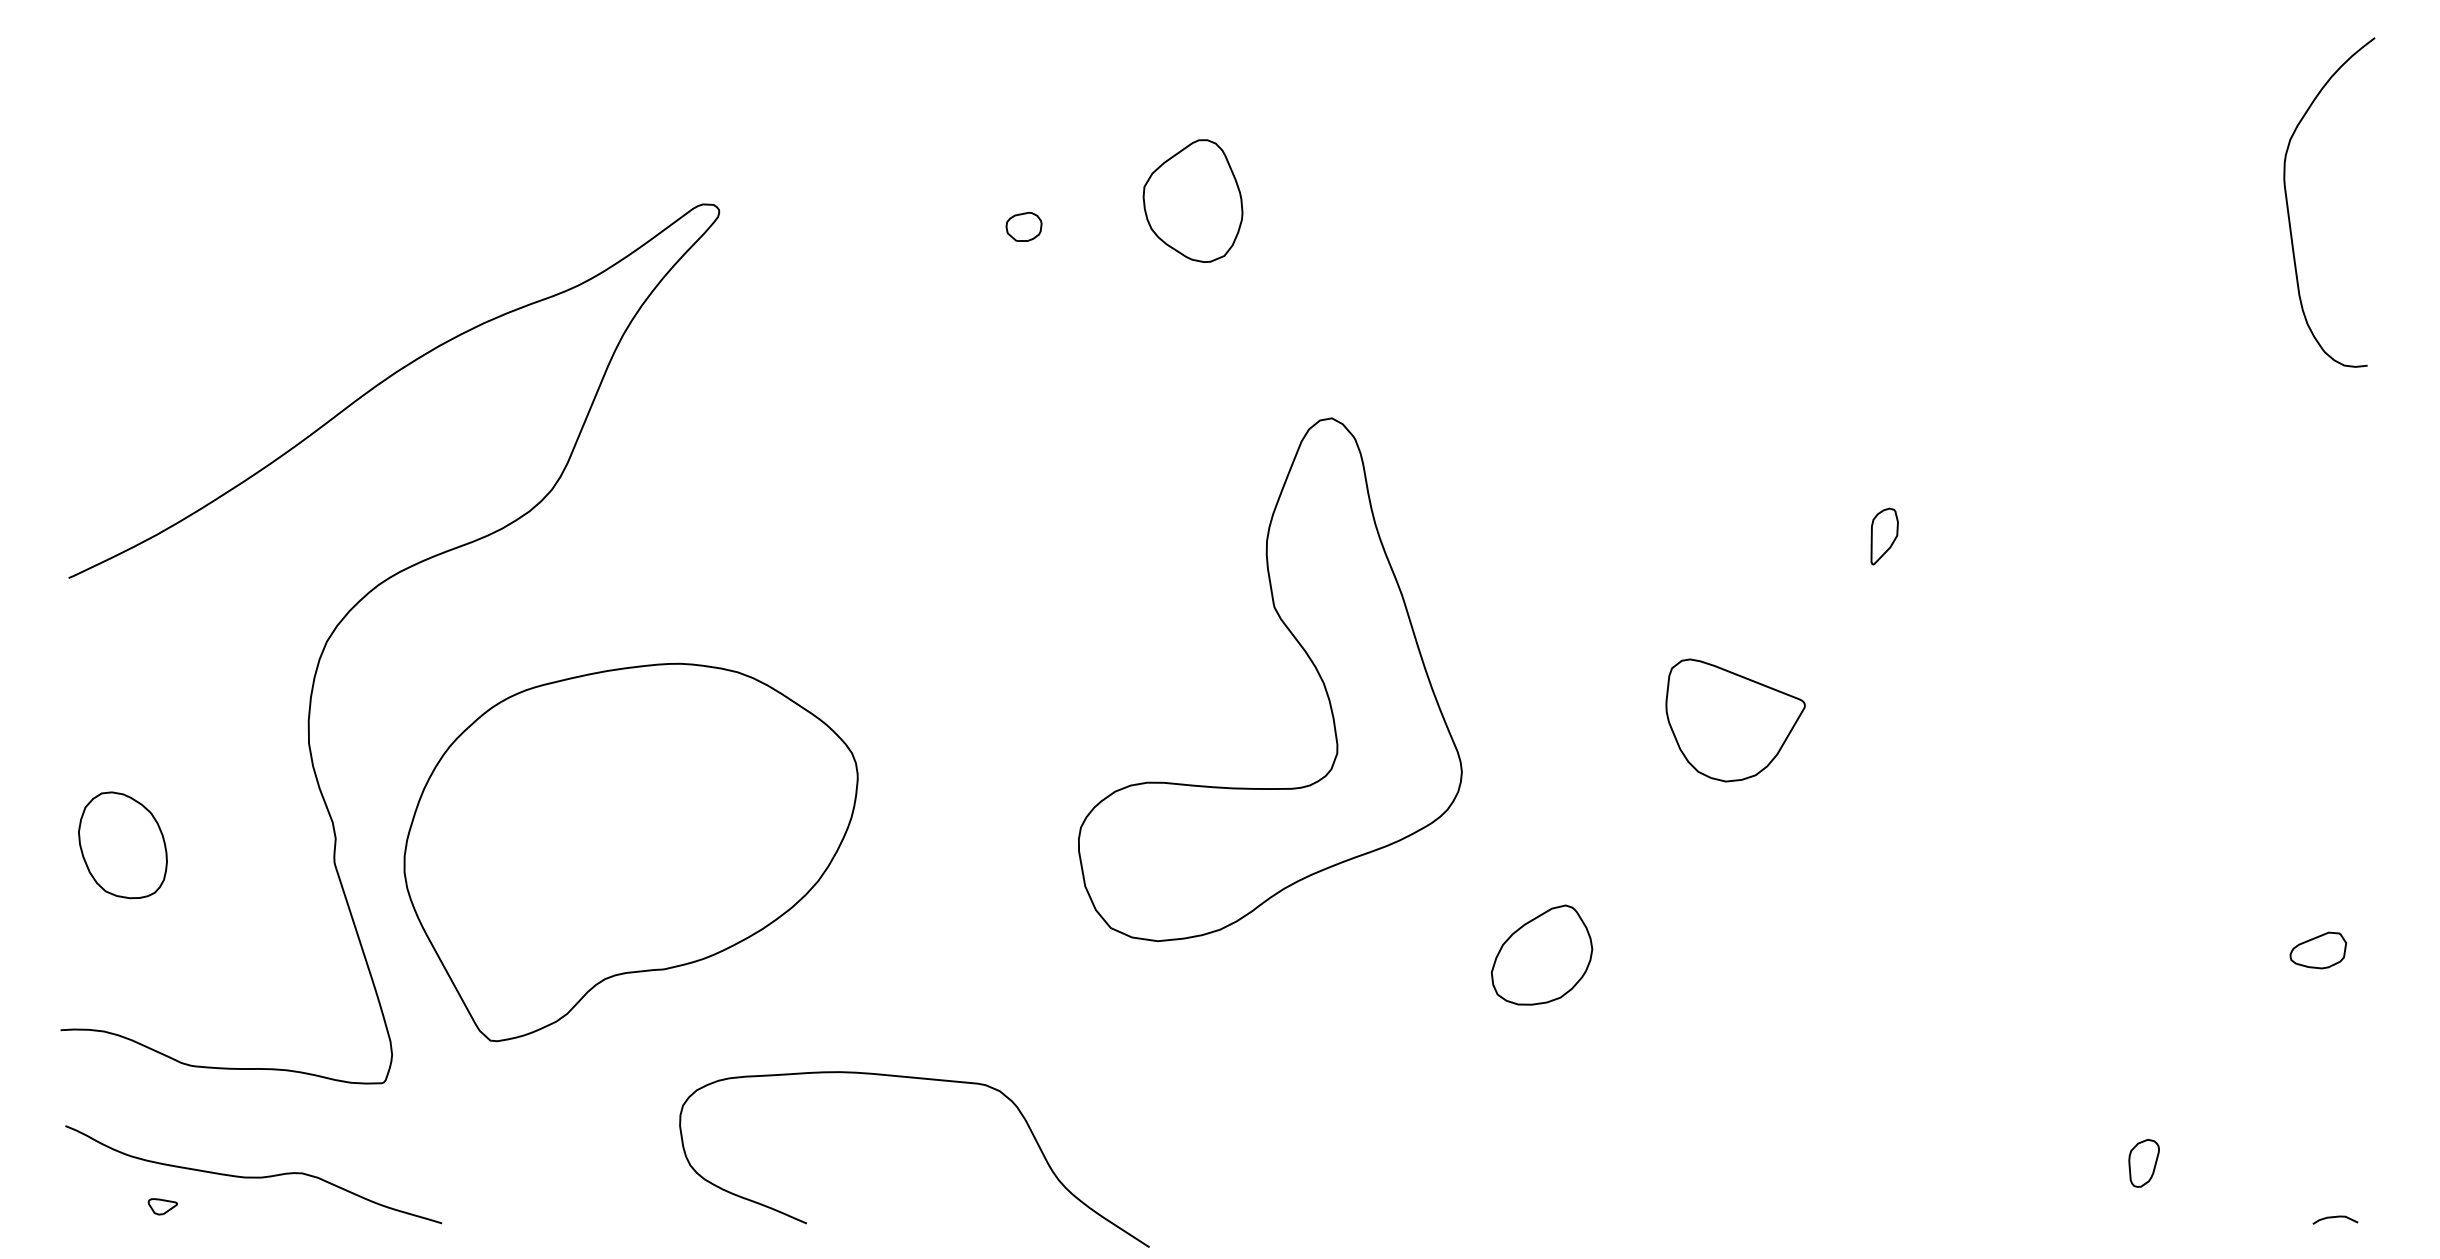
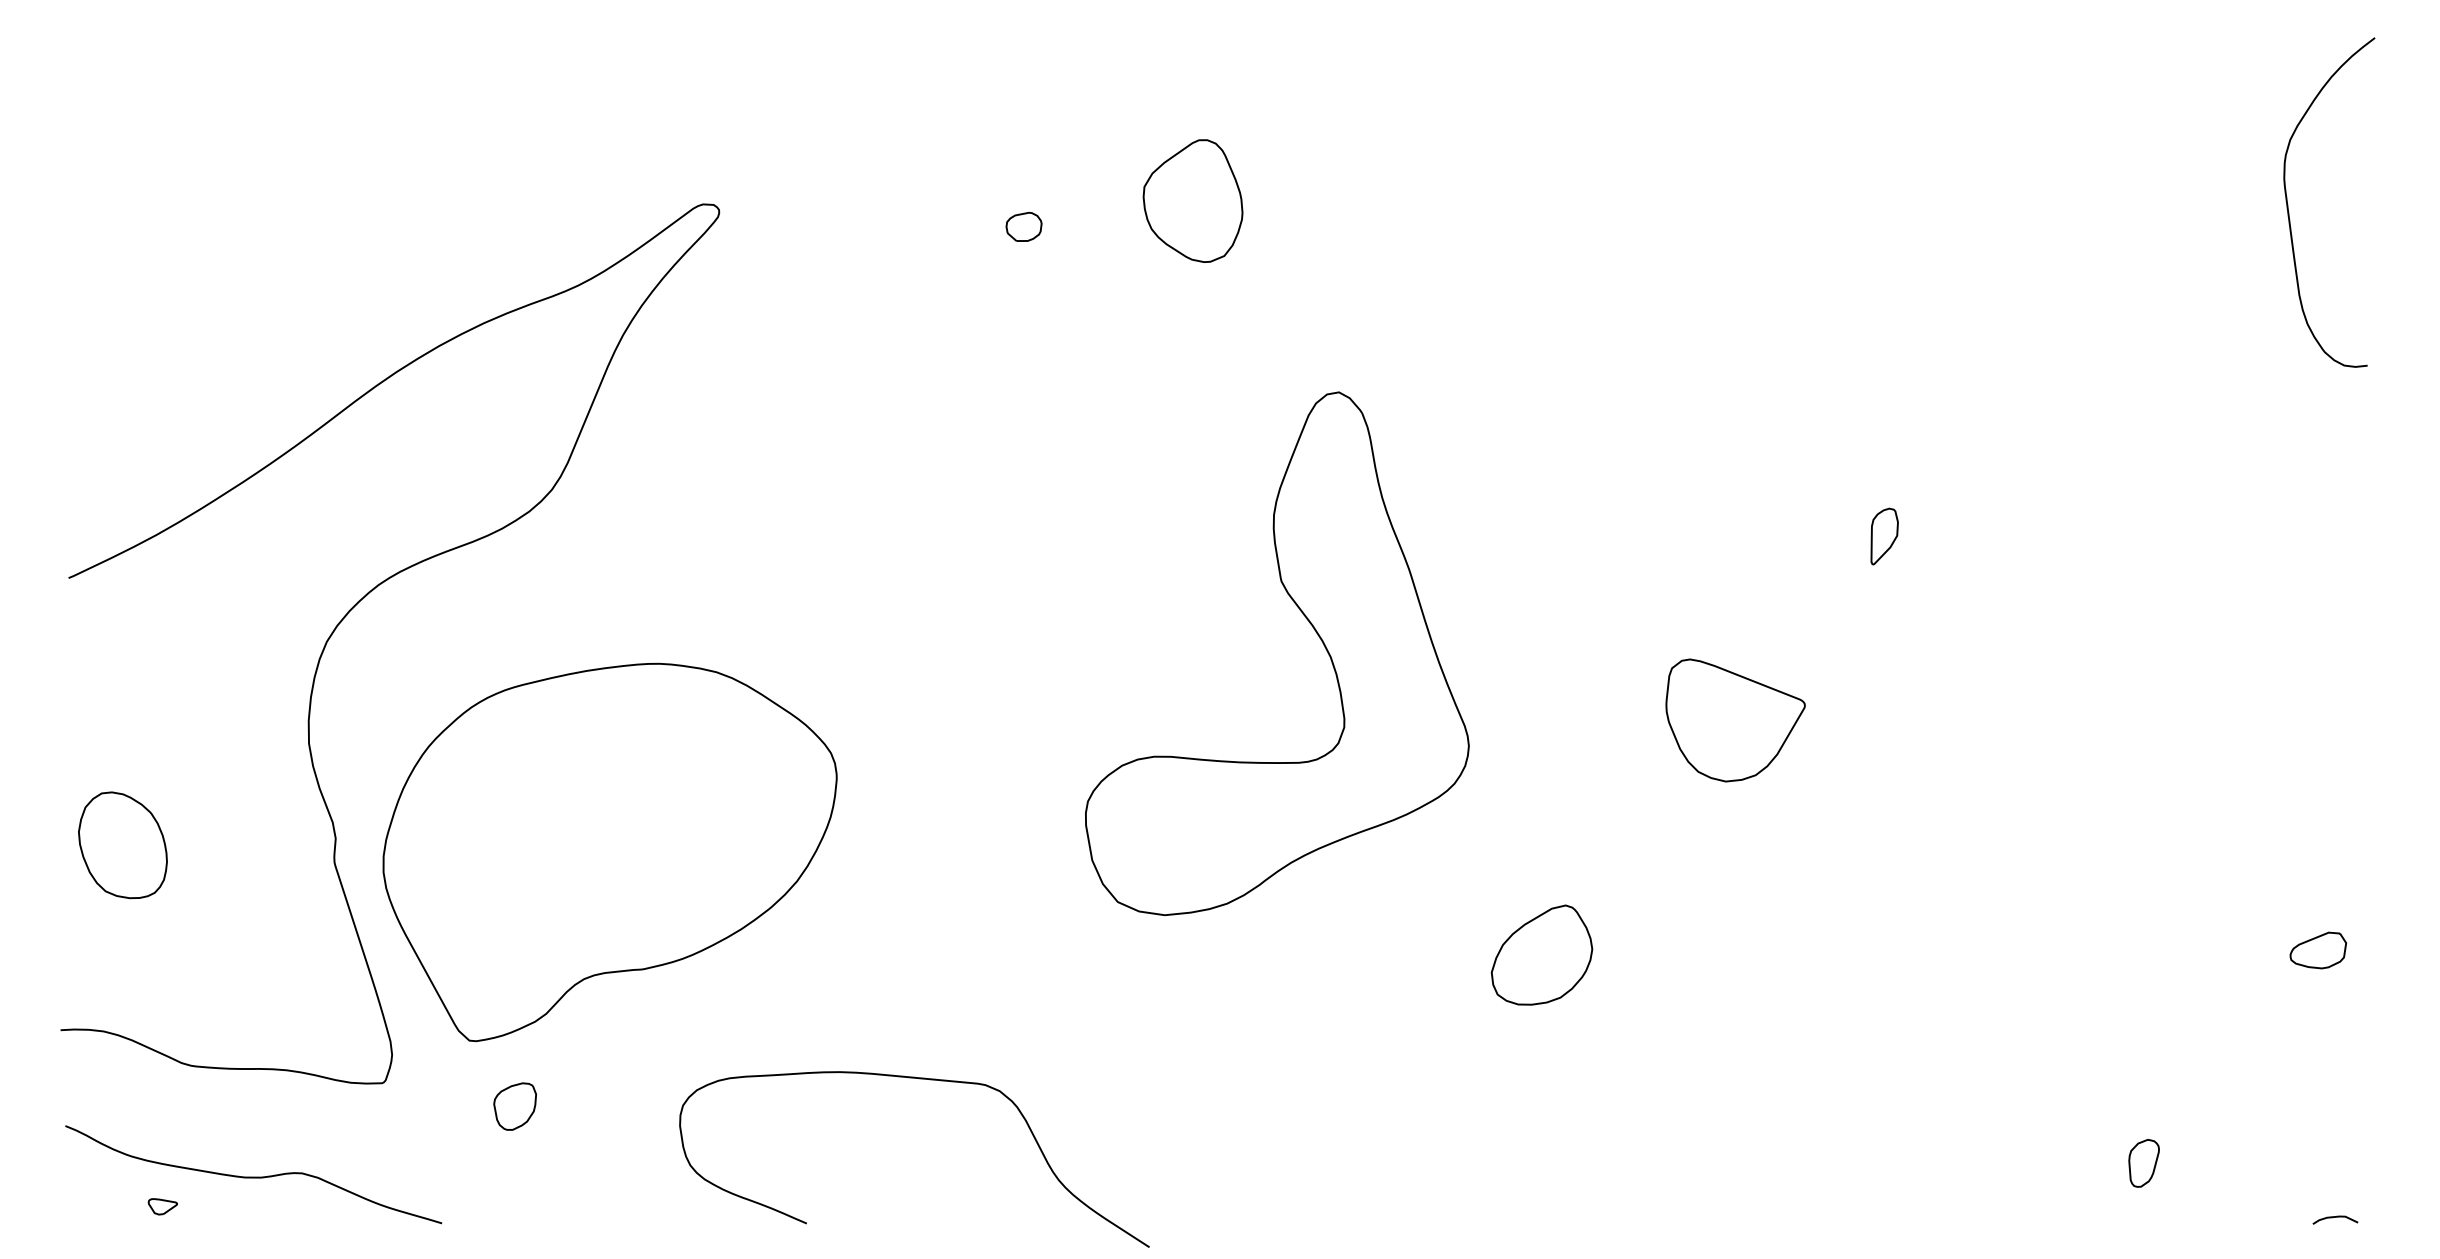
part position: (1308, 658) -> (1315, 632) (1315, 632)
part position: (630, 852) -> (609, 852) (609, 852)
part: none -> present (514, 1106)
